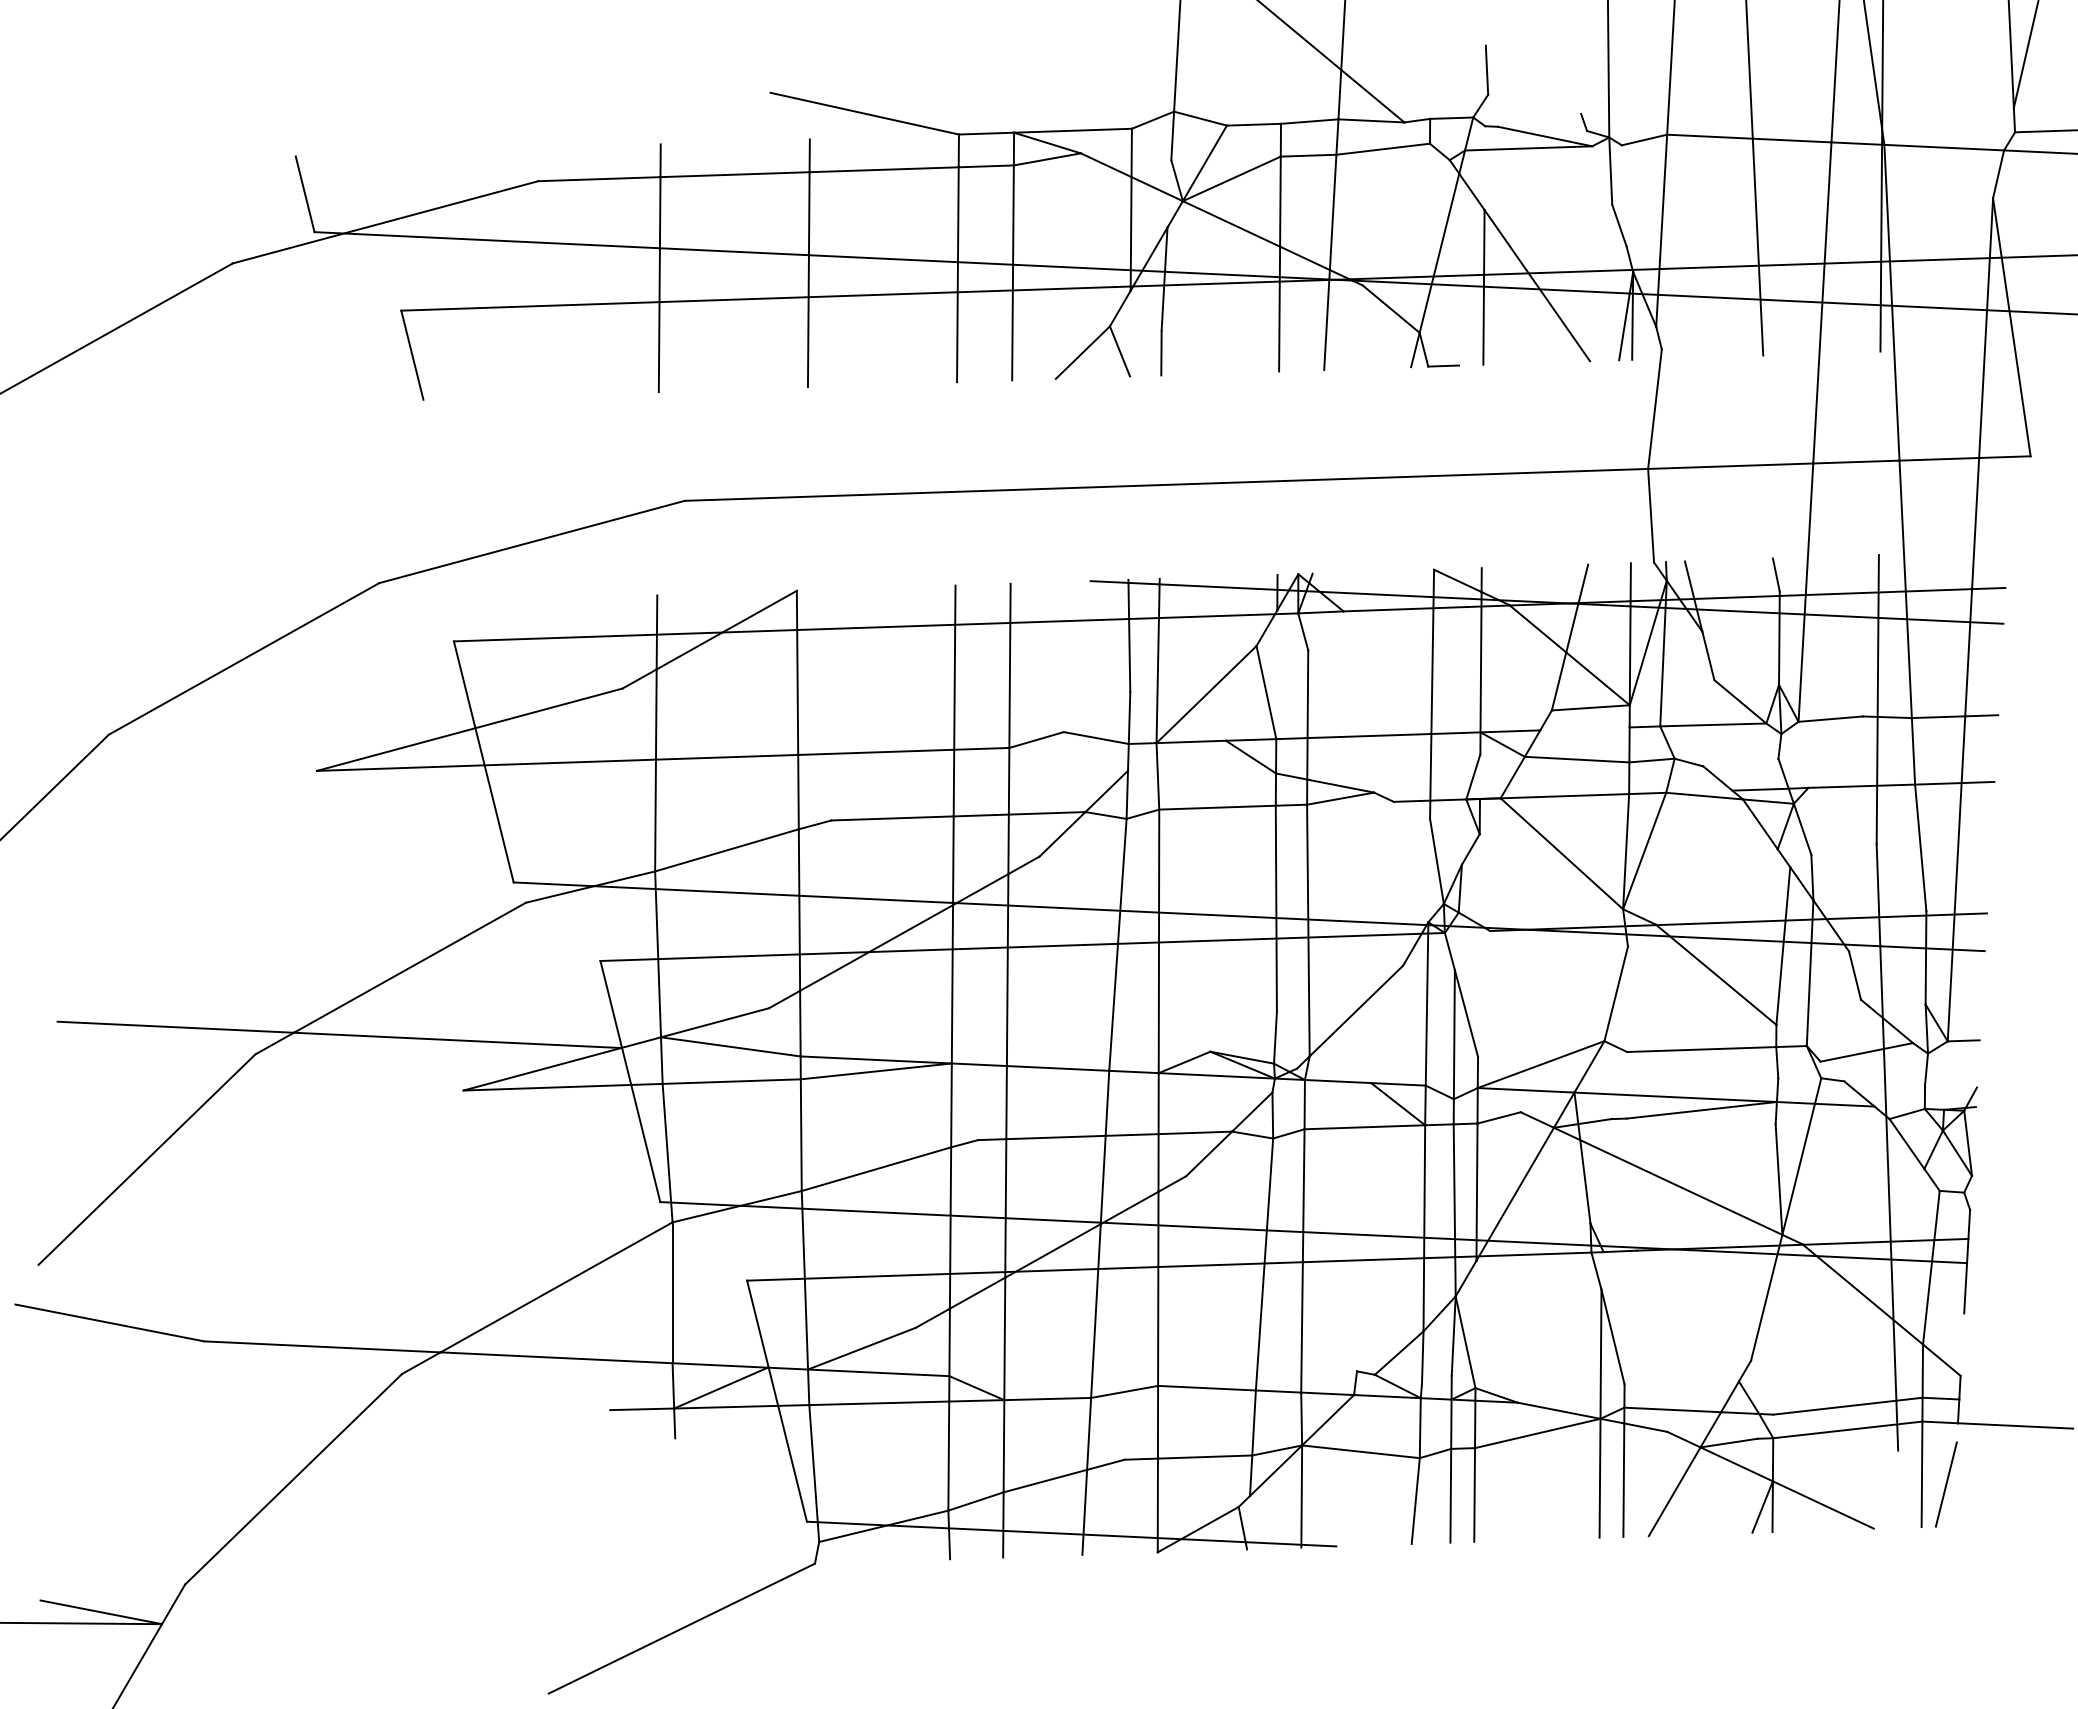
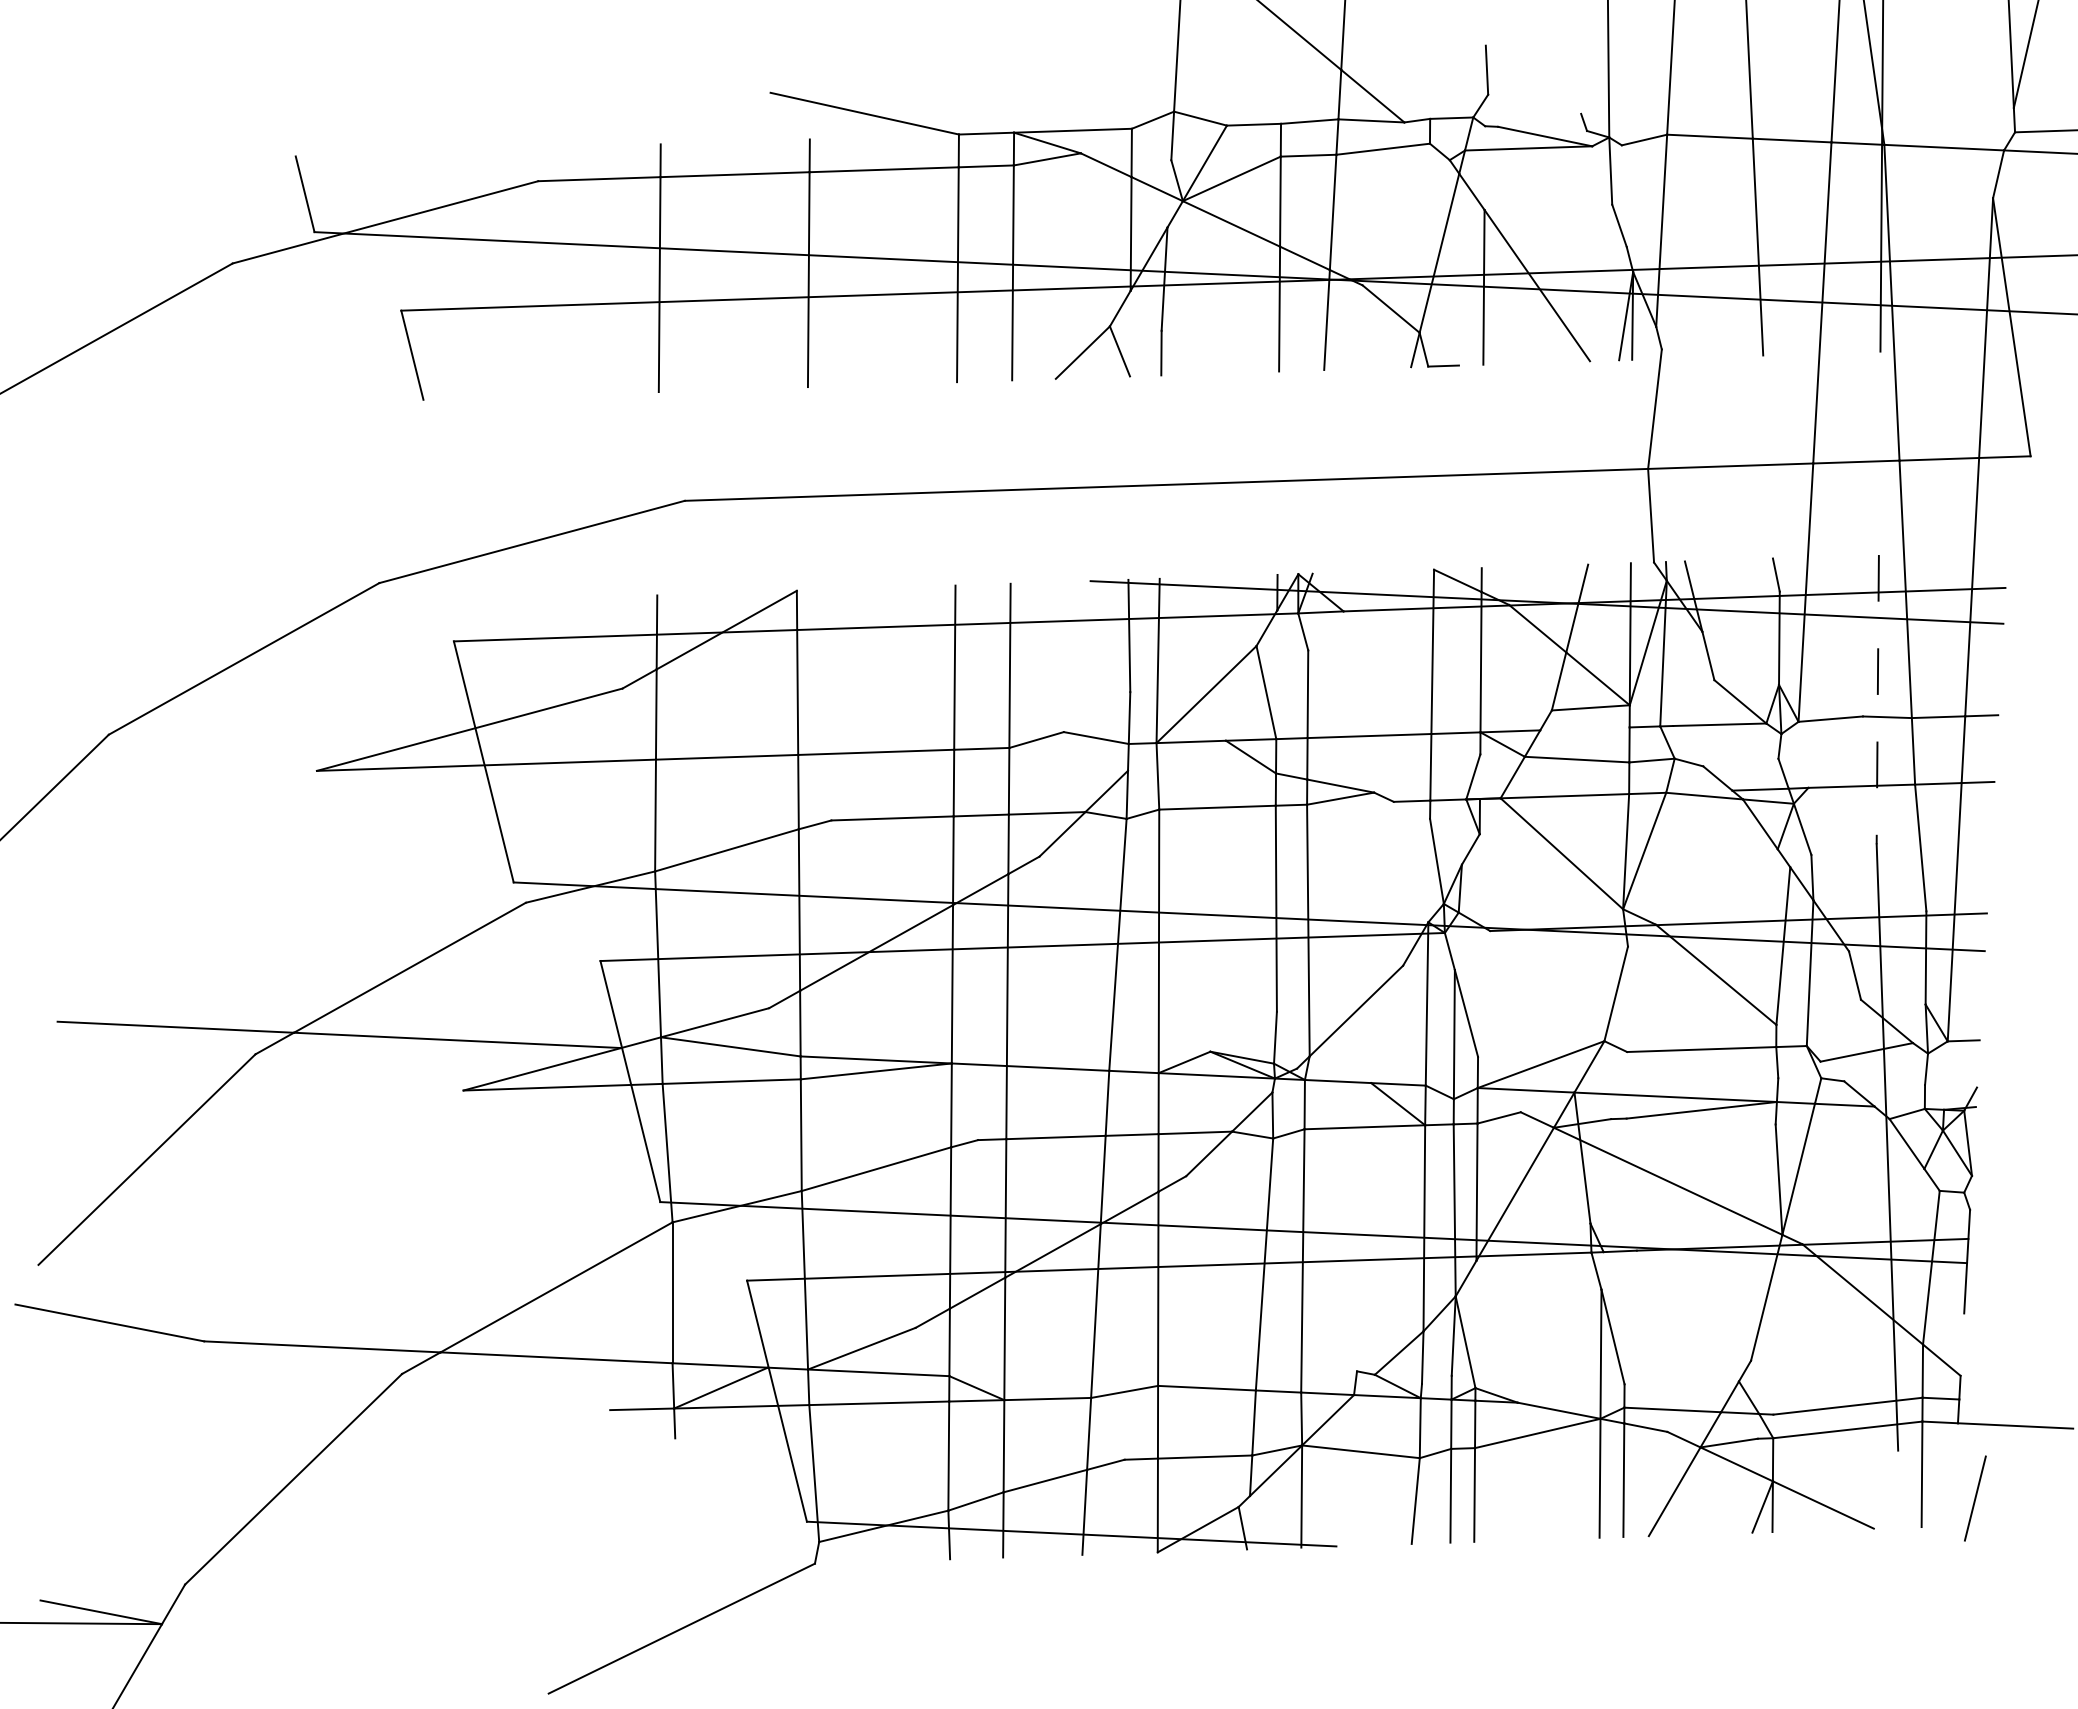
line: solid -> dashed (1877, 699)
line position: (1946, 1484) -> (1975, 1498) (1975, 1498)
